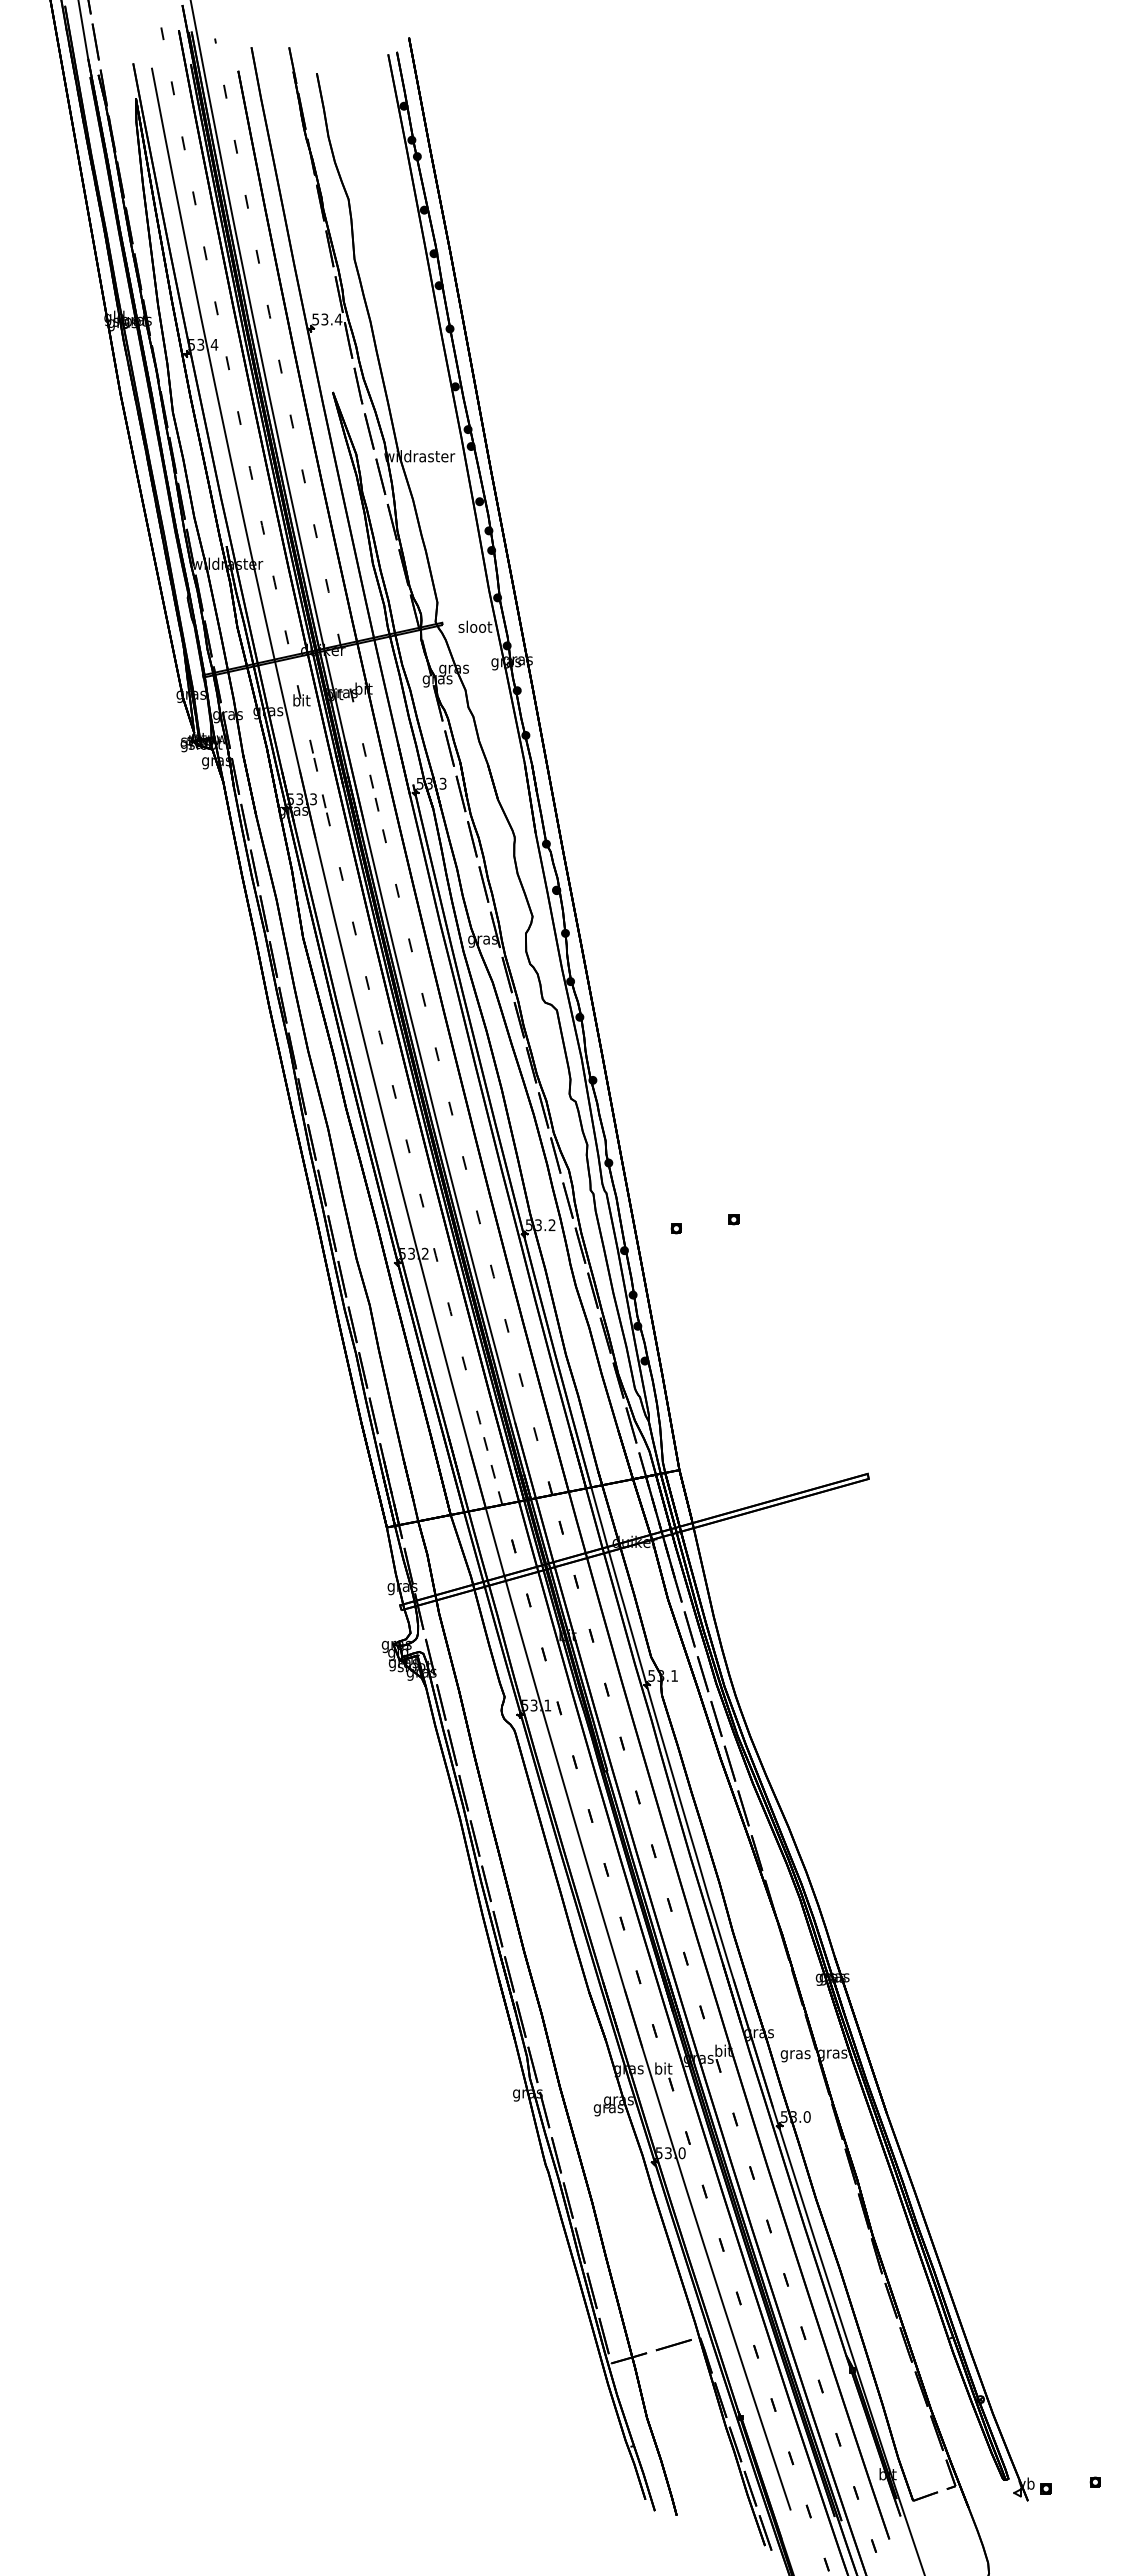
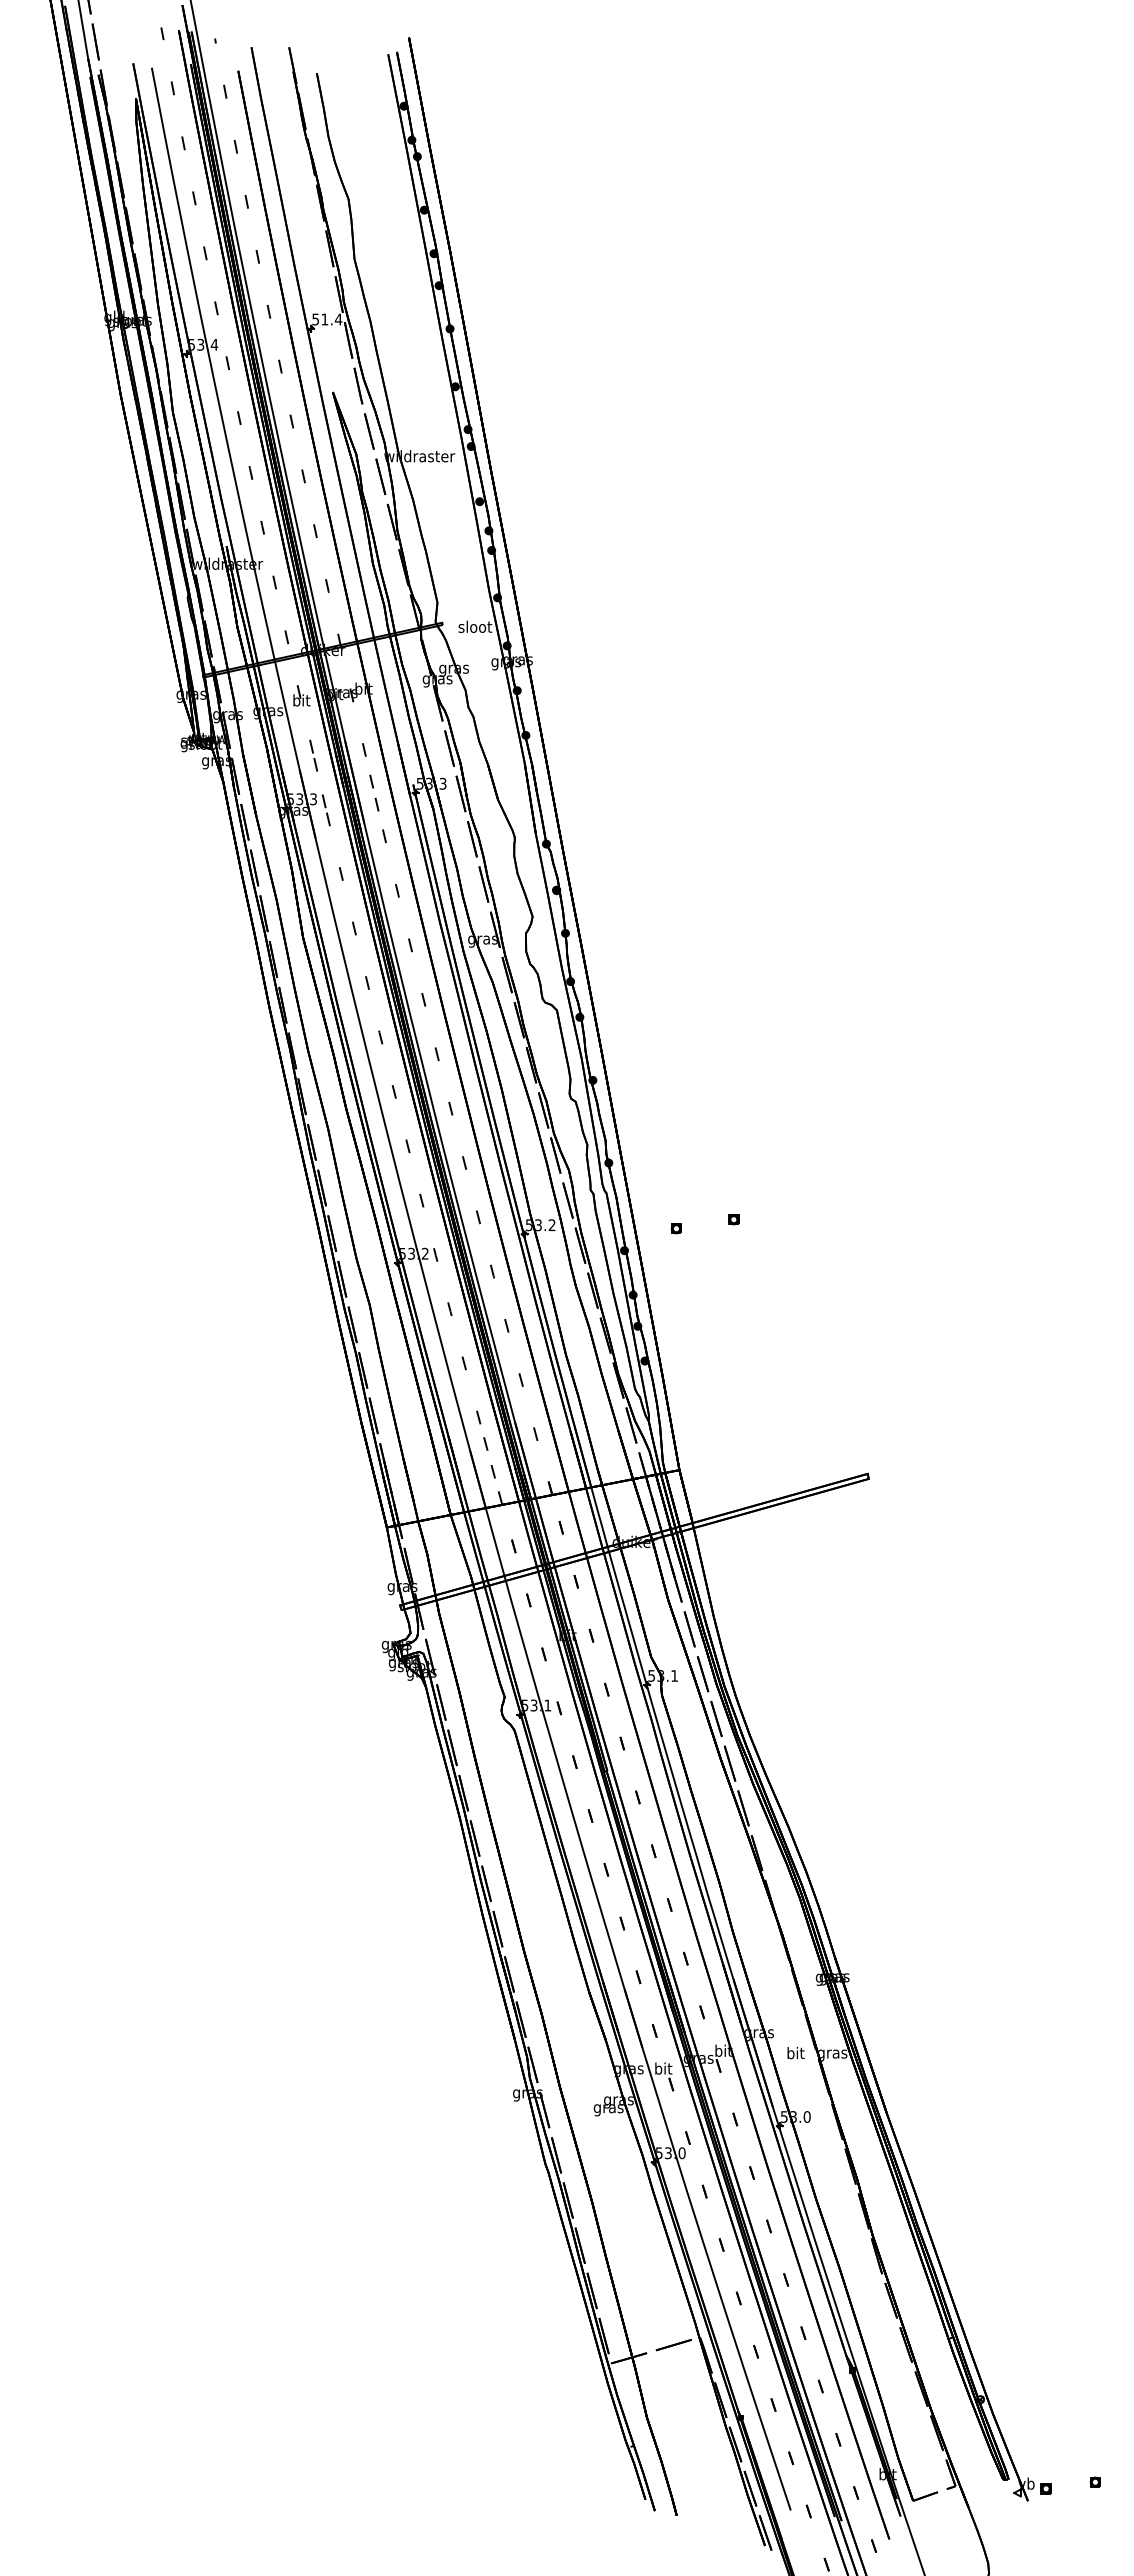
text: 53.4 -> 51.4 (324, 319)
text: gras -> bit (795, 2054)
